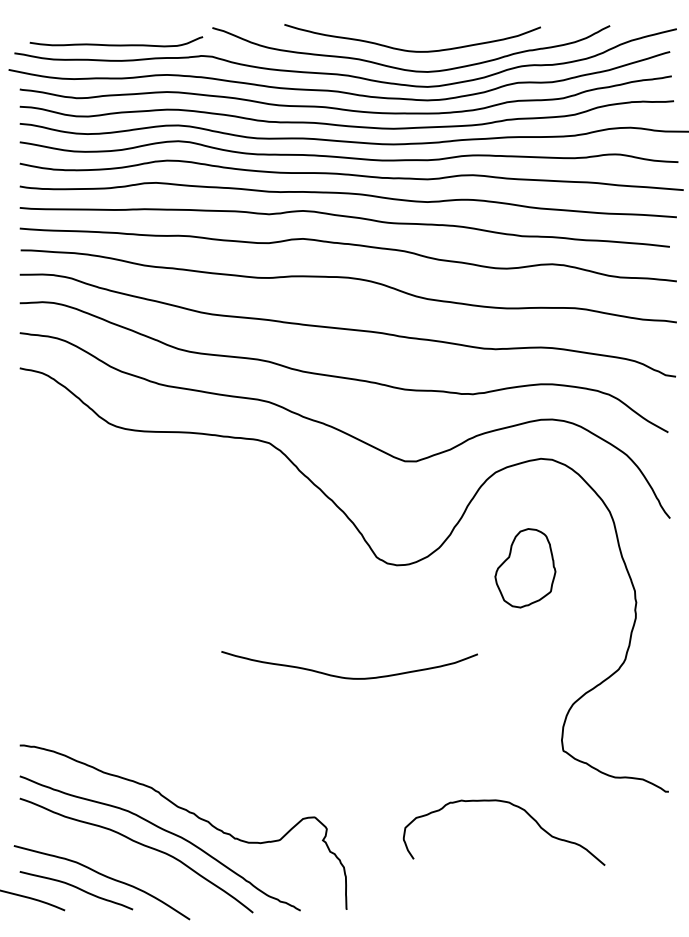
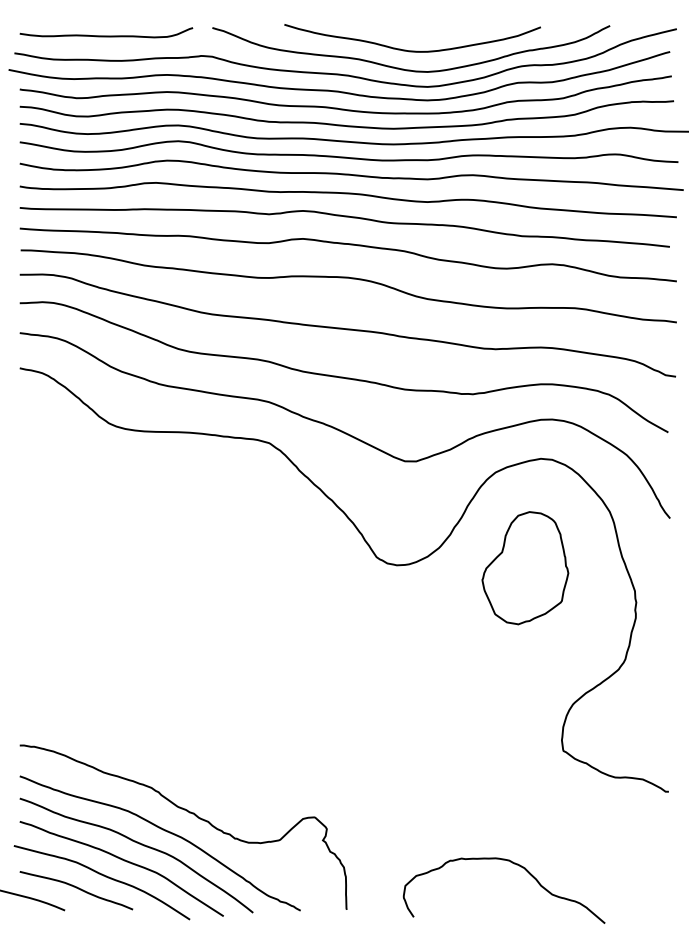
curve position: (116, 44) -> (106, 35) (106, 35)
part size: 63x81 px -> 89x115 px (525, 568)
curve: present -> none (349, 677)
curve position: (516, 807) -> (516, 865) (516, 865)
curve: none -> present (124, 861)
